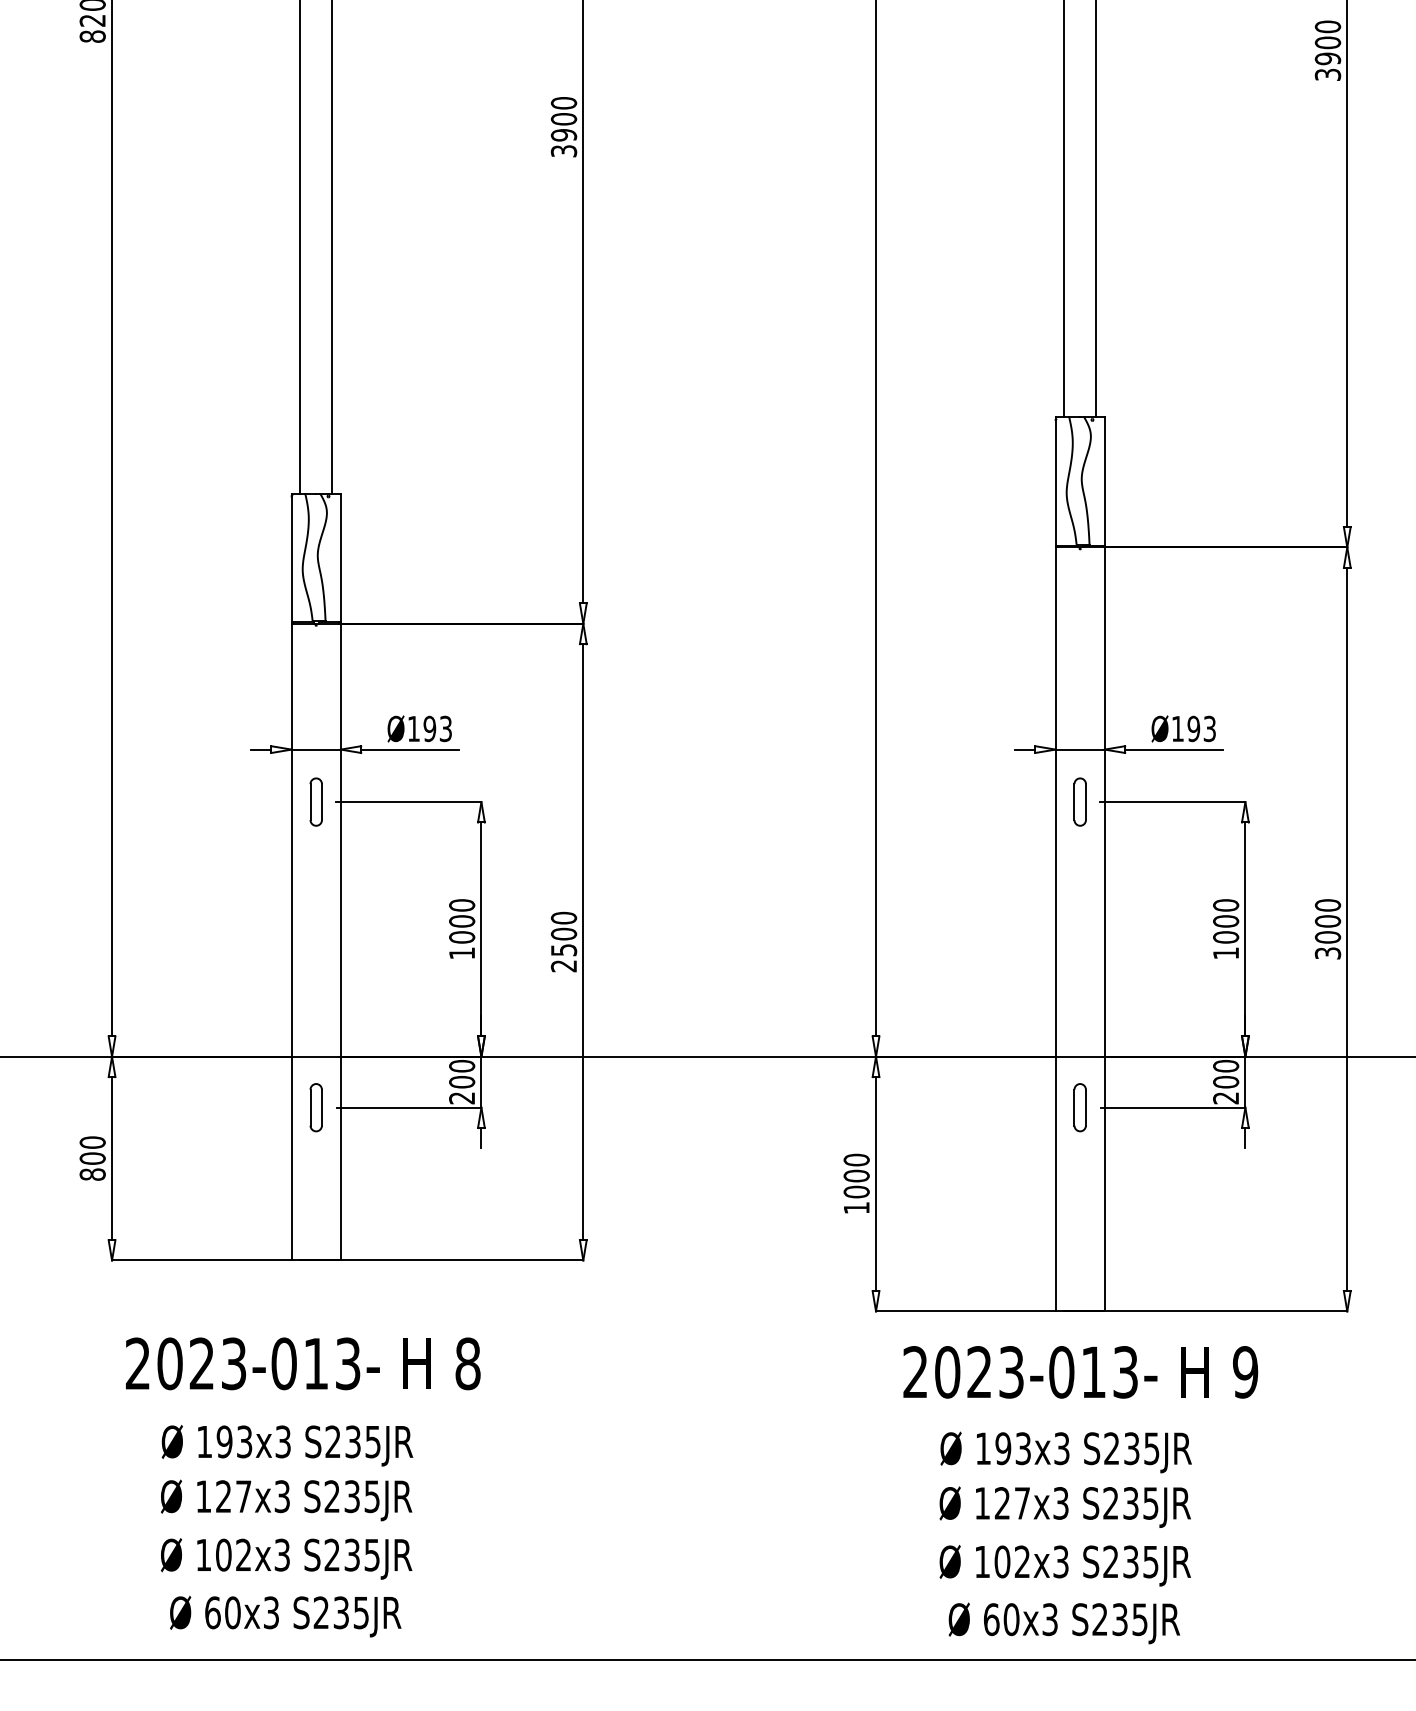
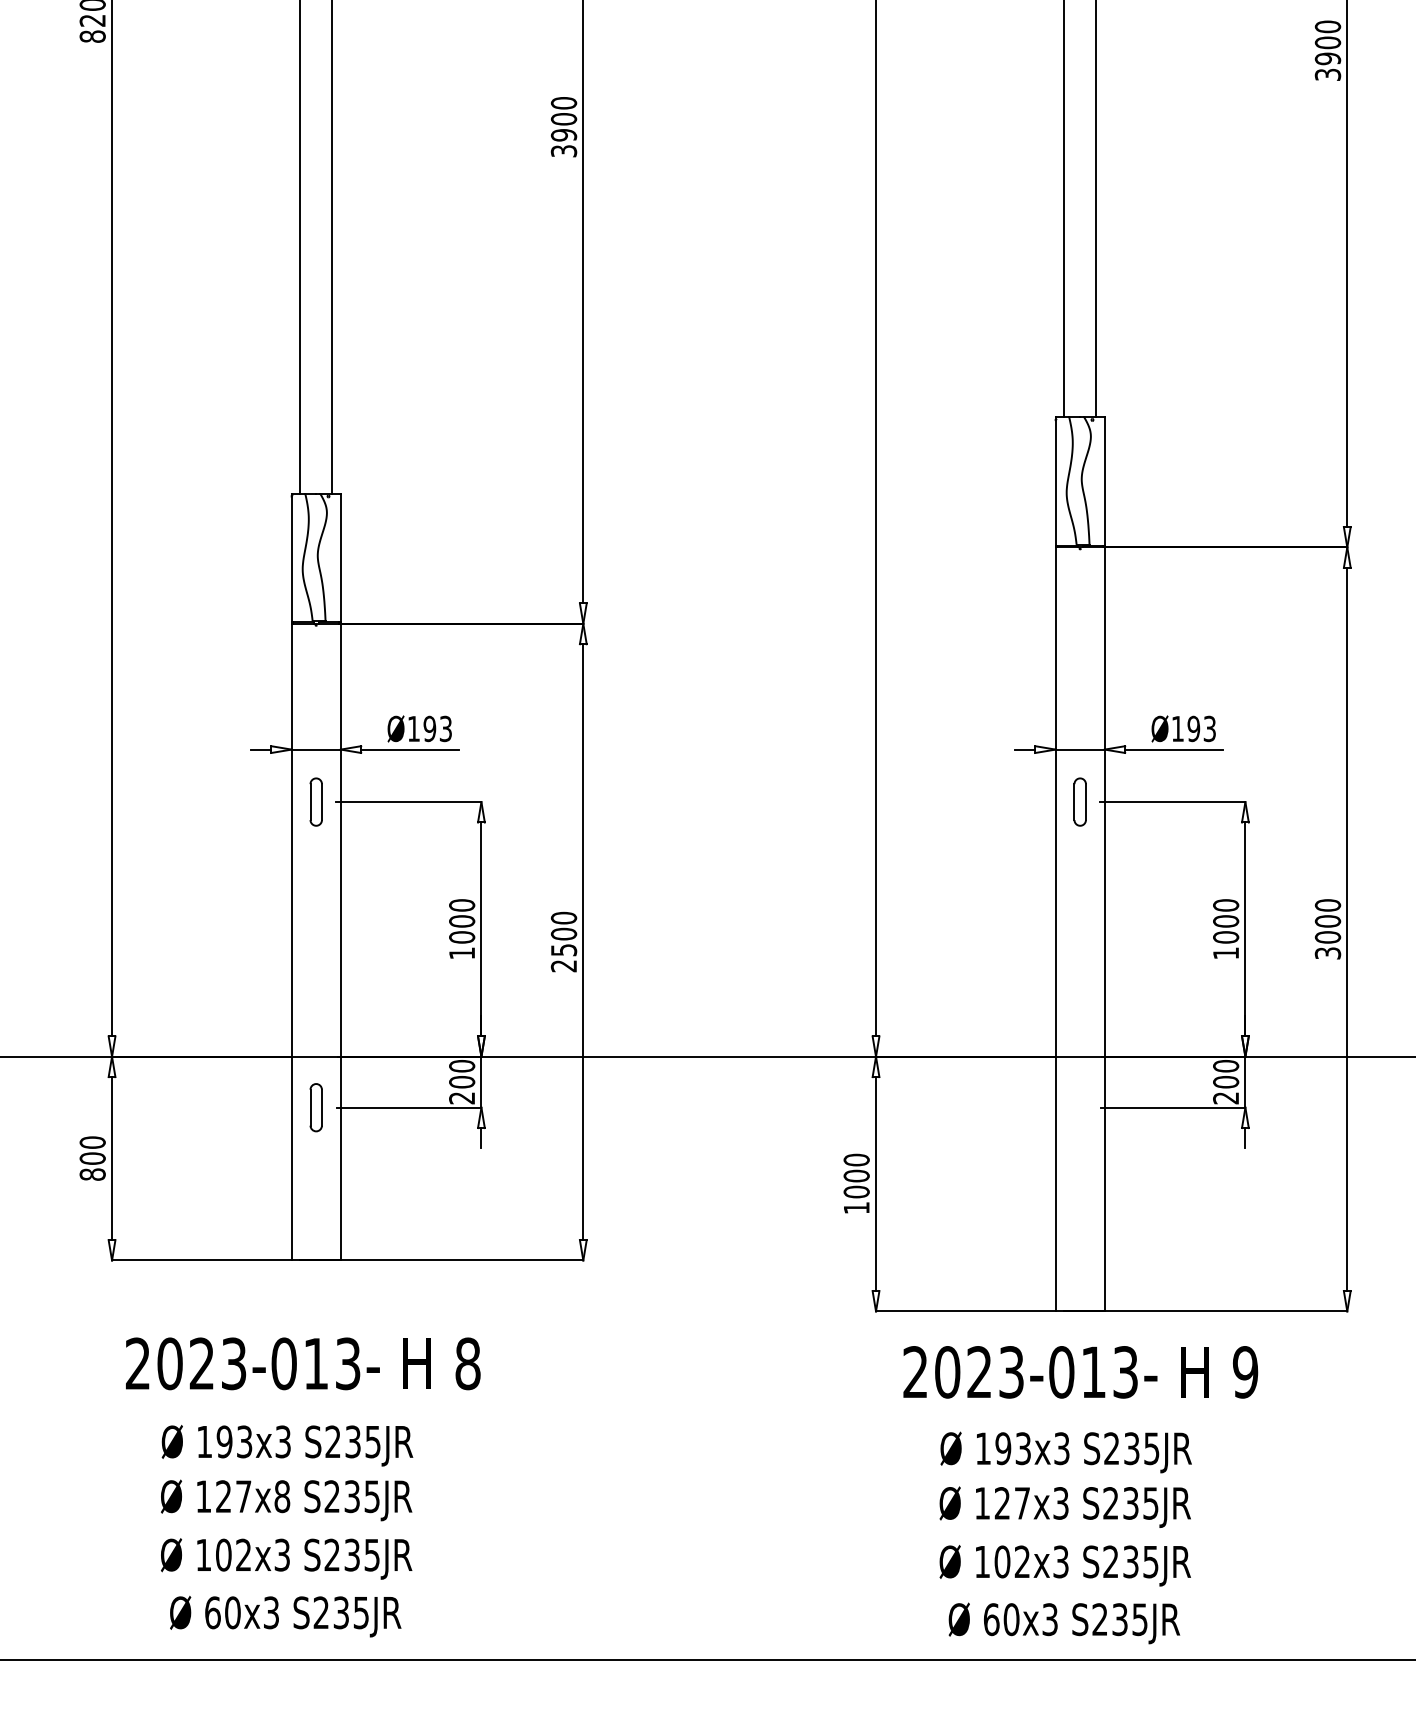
part: present -> none (1079, 1107)
text: 127x3 -> 127x8 (282, 1496)
